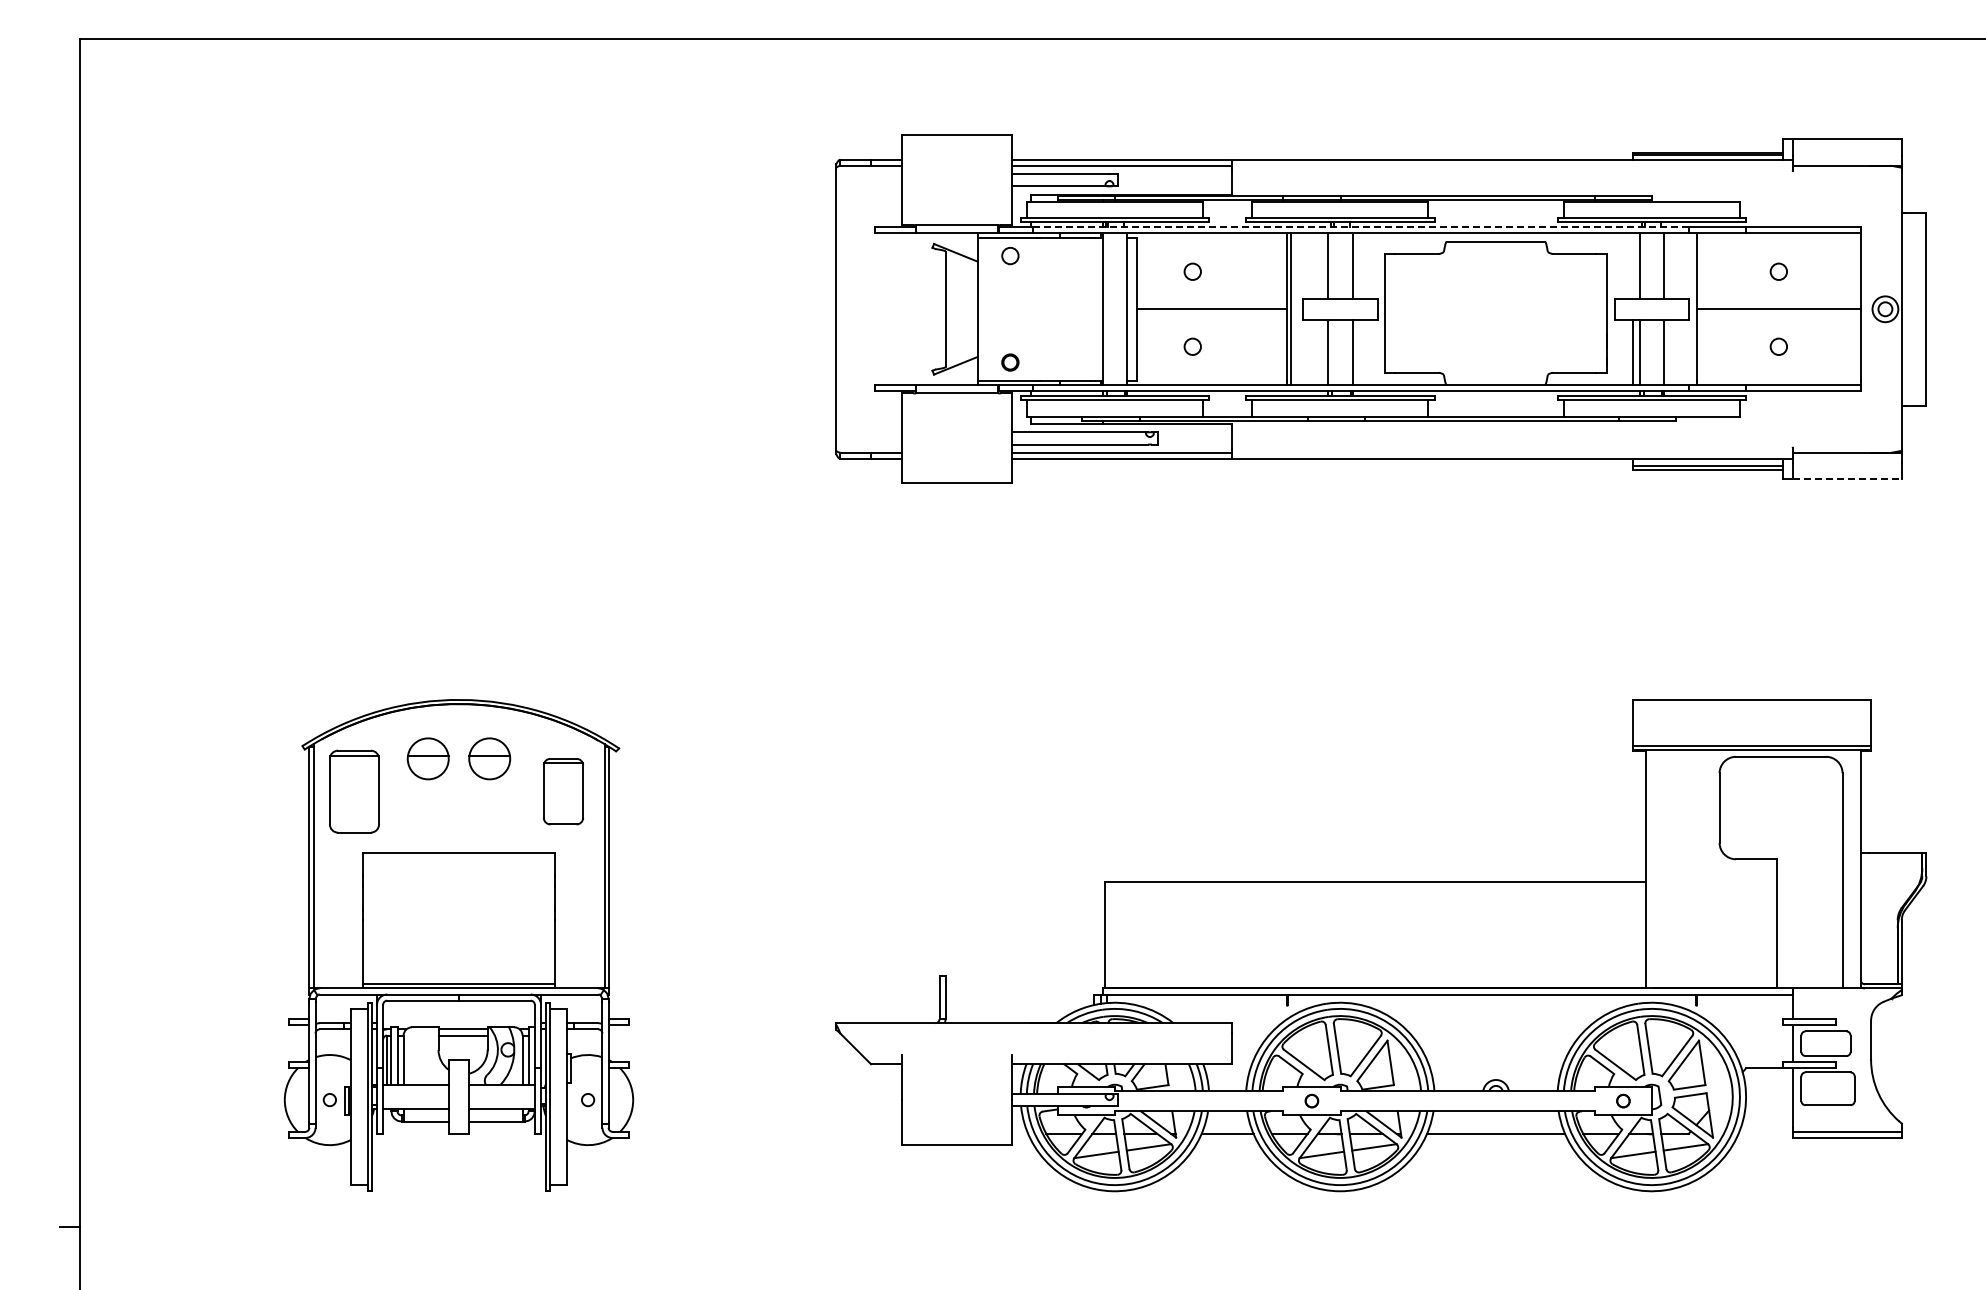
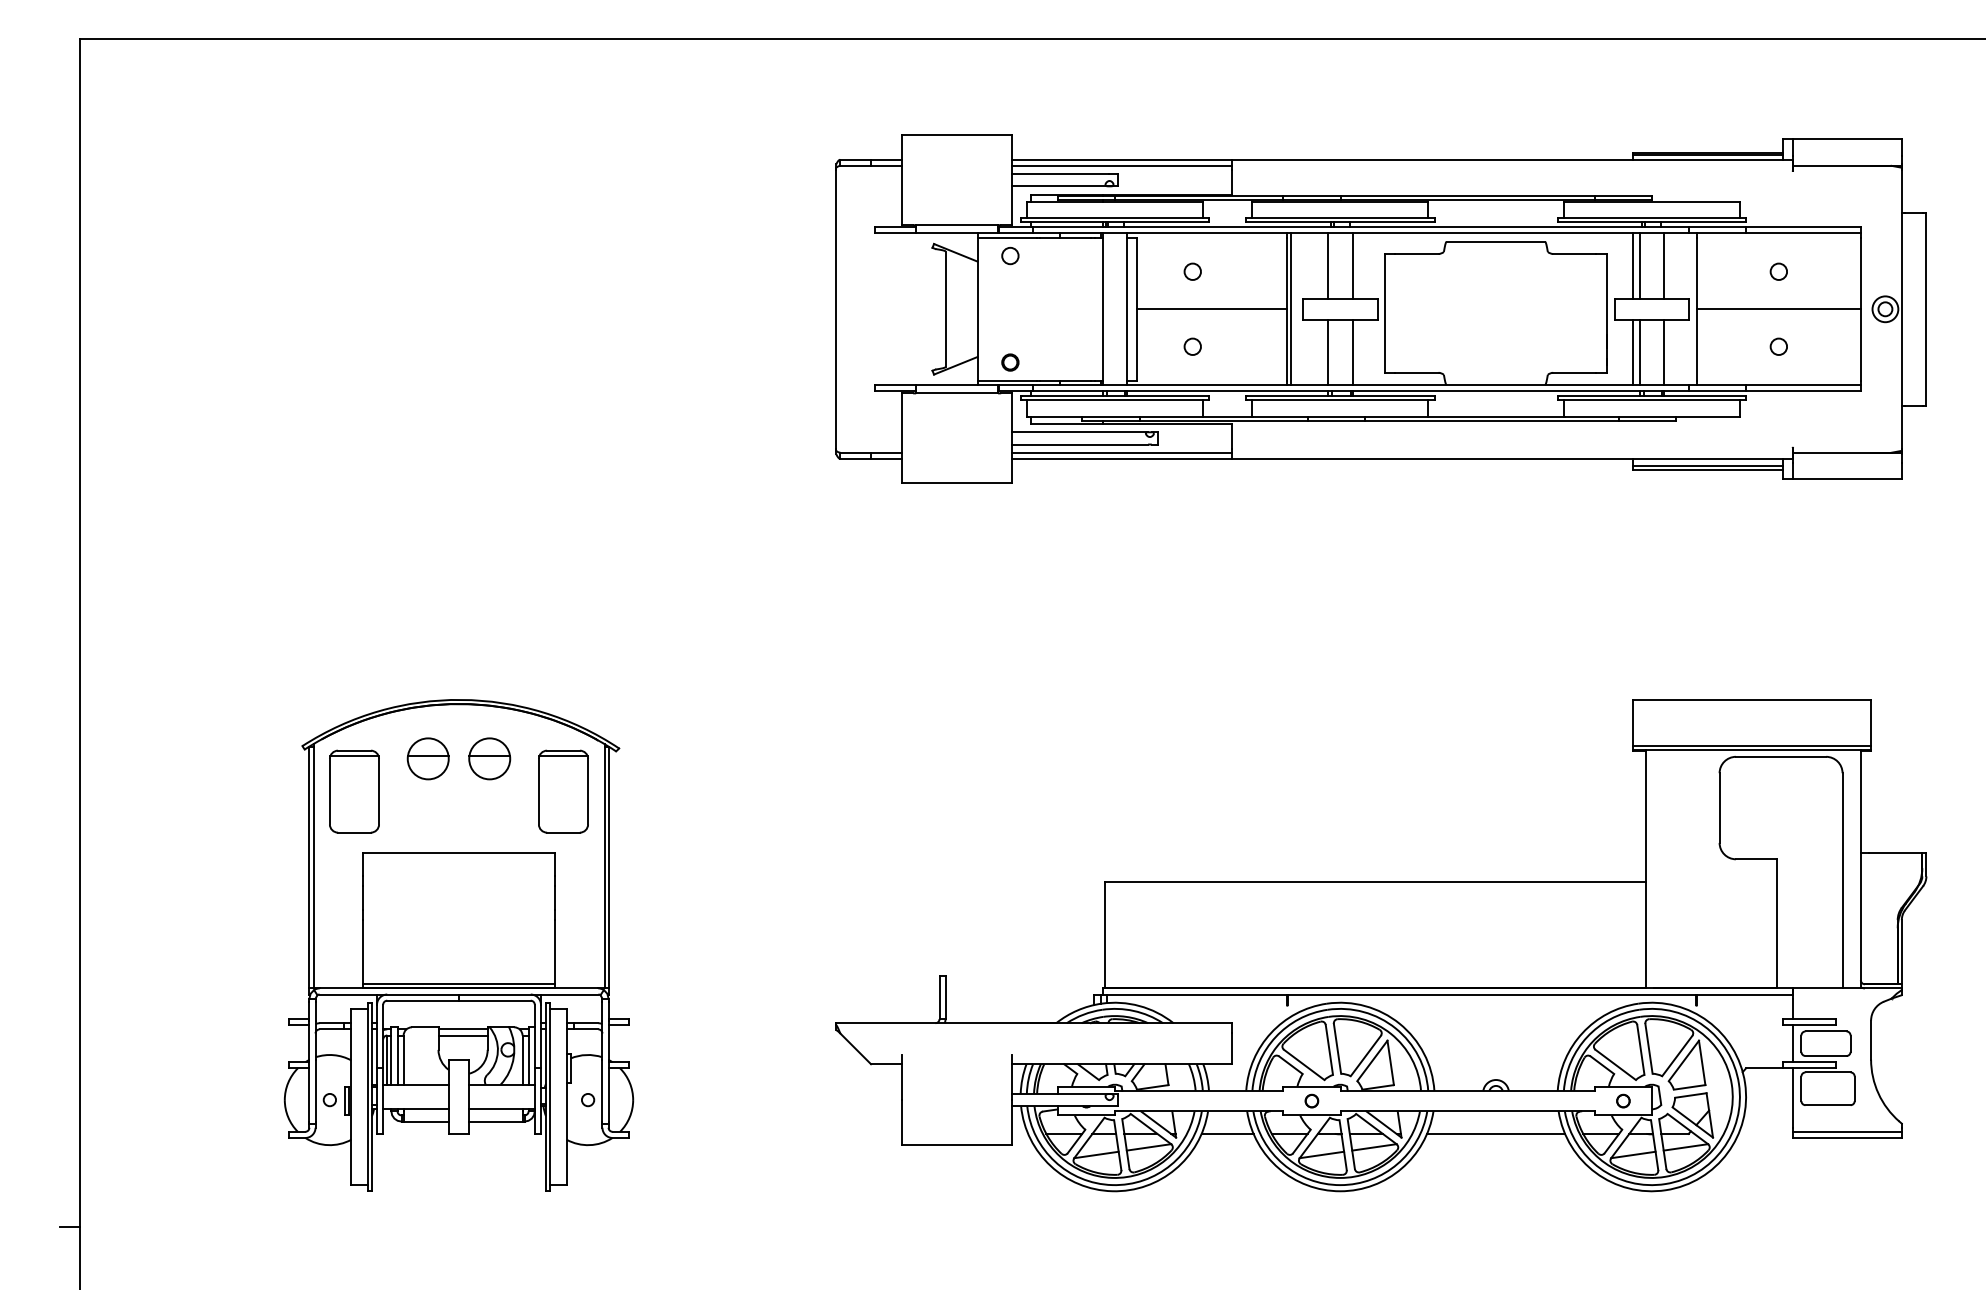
line: dashed -> solid (1360, 227)
line: none -> present (1633, 266)
line: dashed -> solid (1848, 479)
part size: 41x68 px -> 51x85 px (563, 791)
